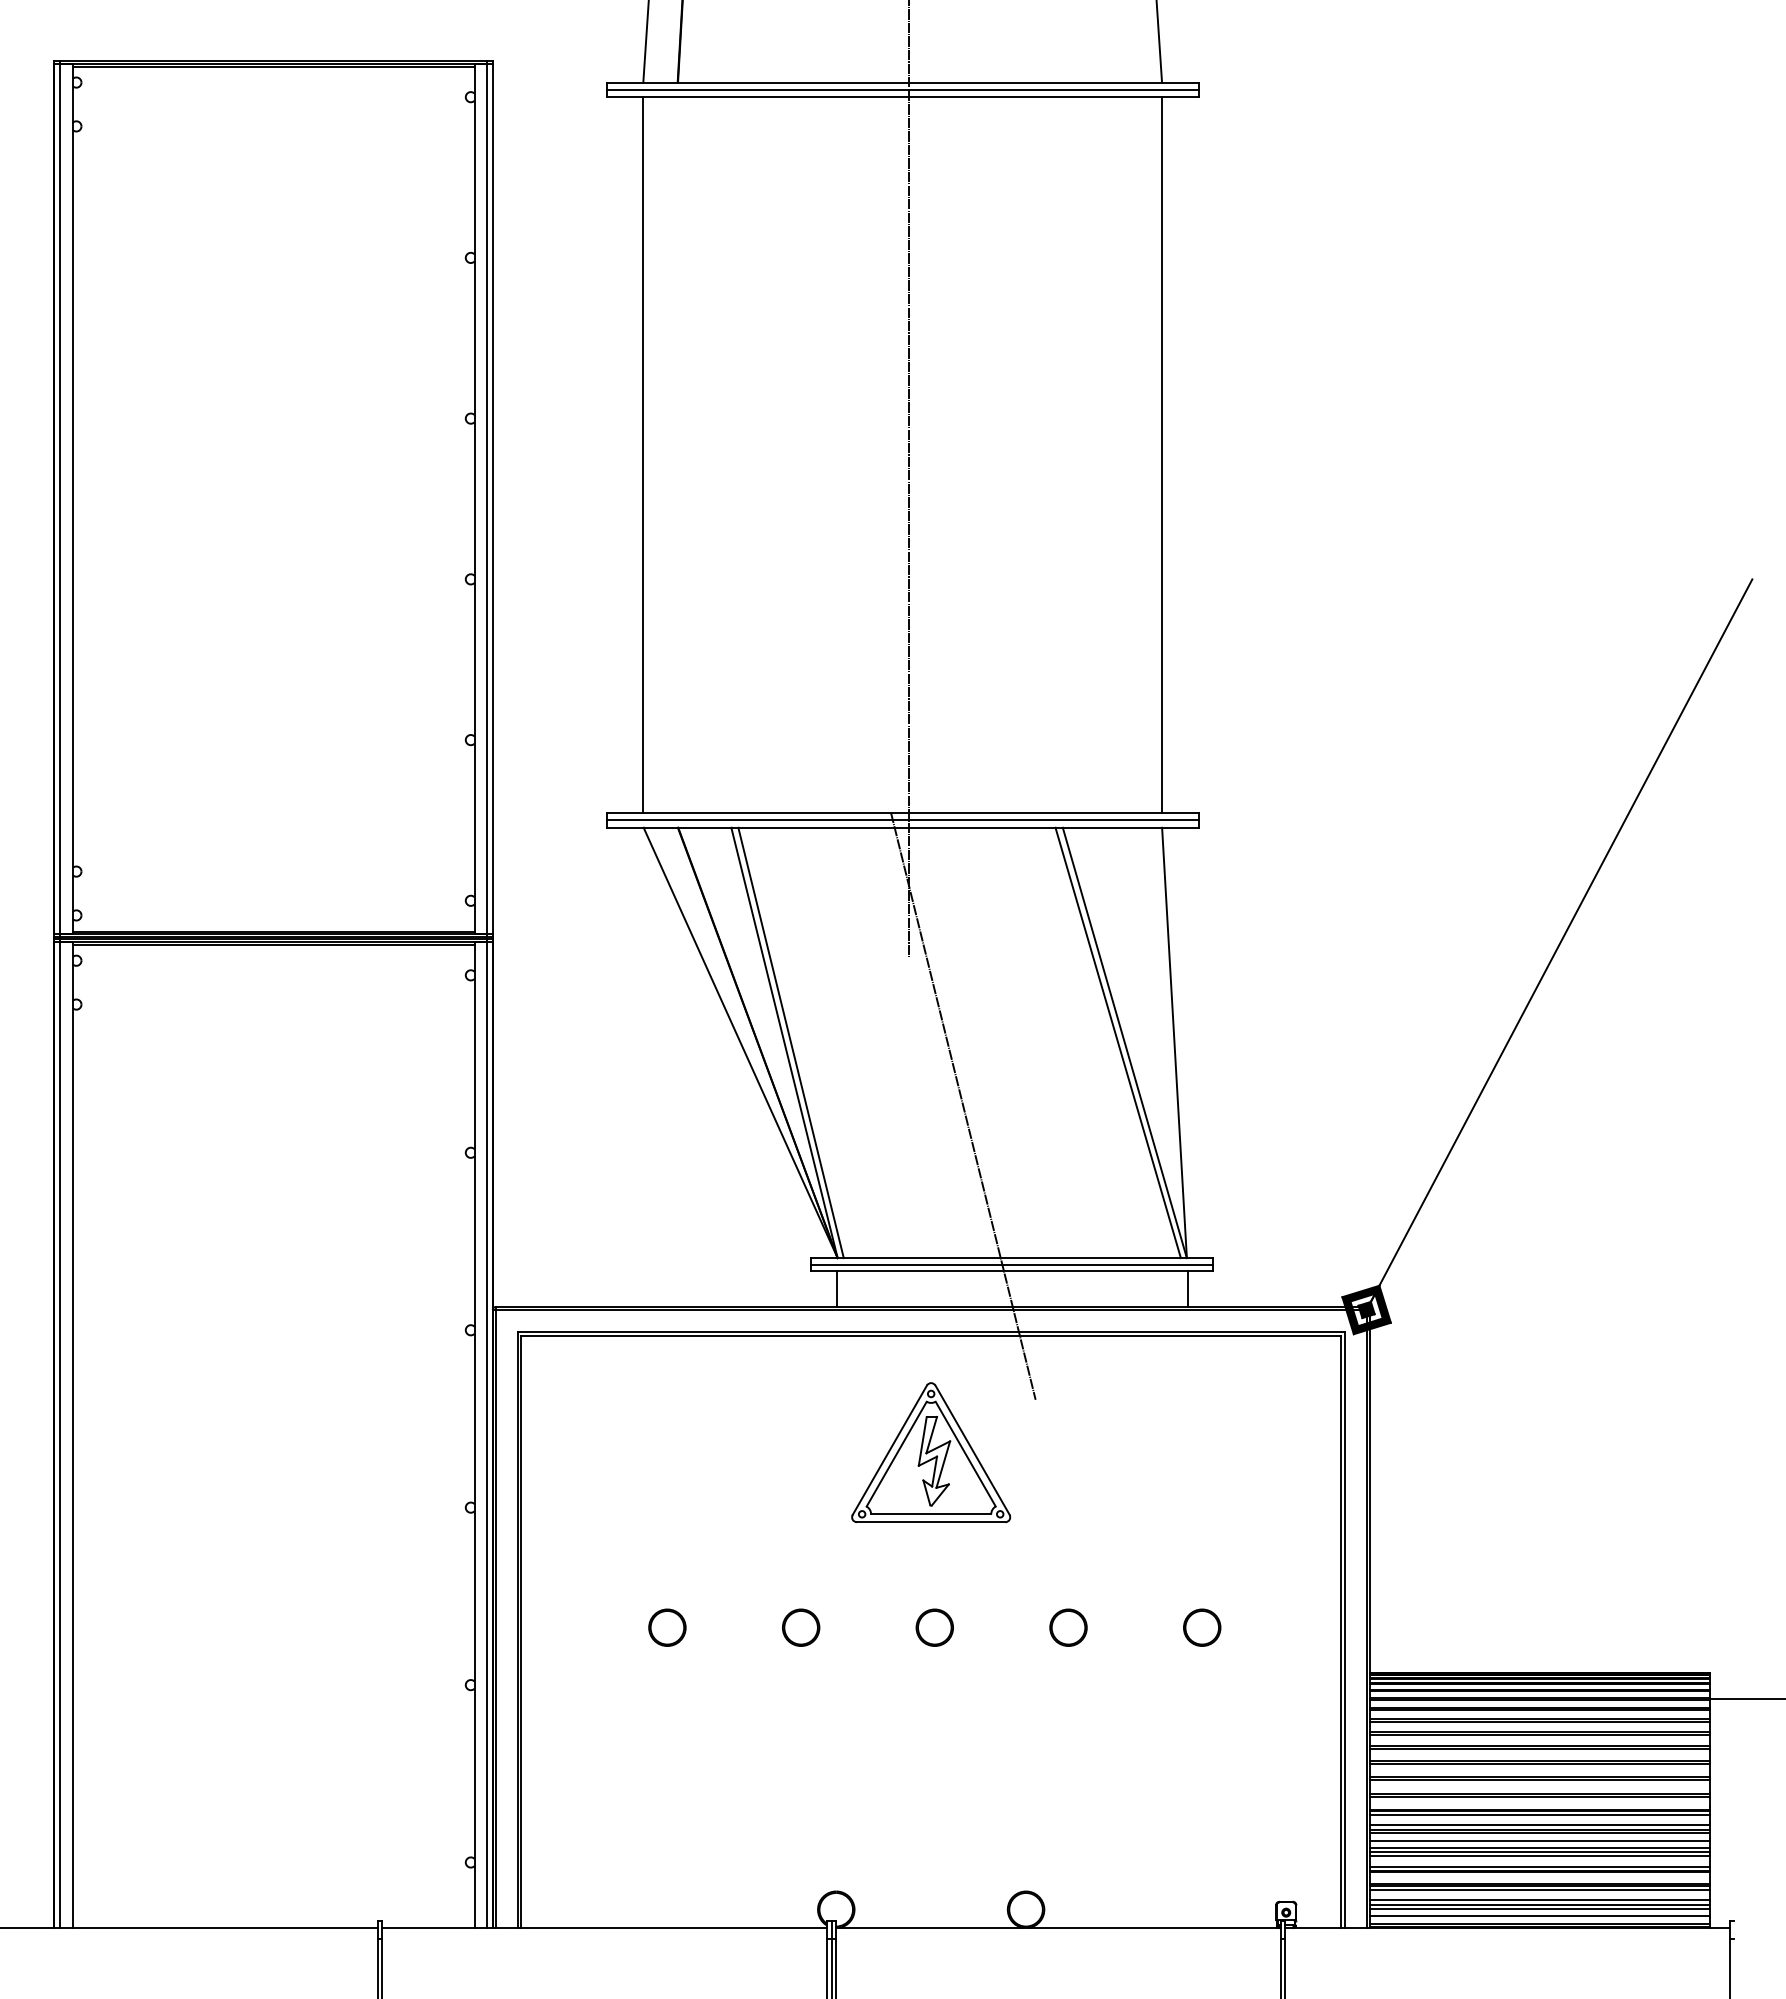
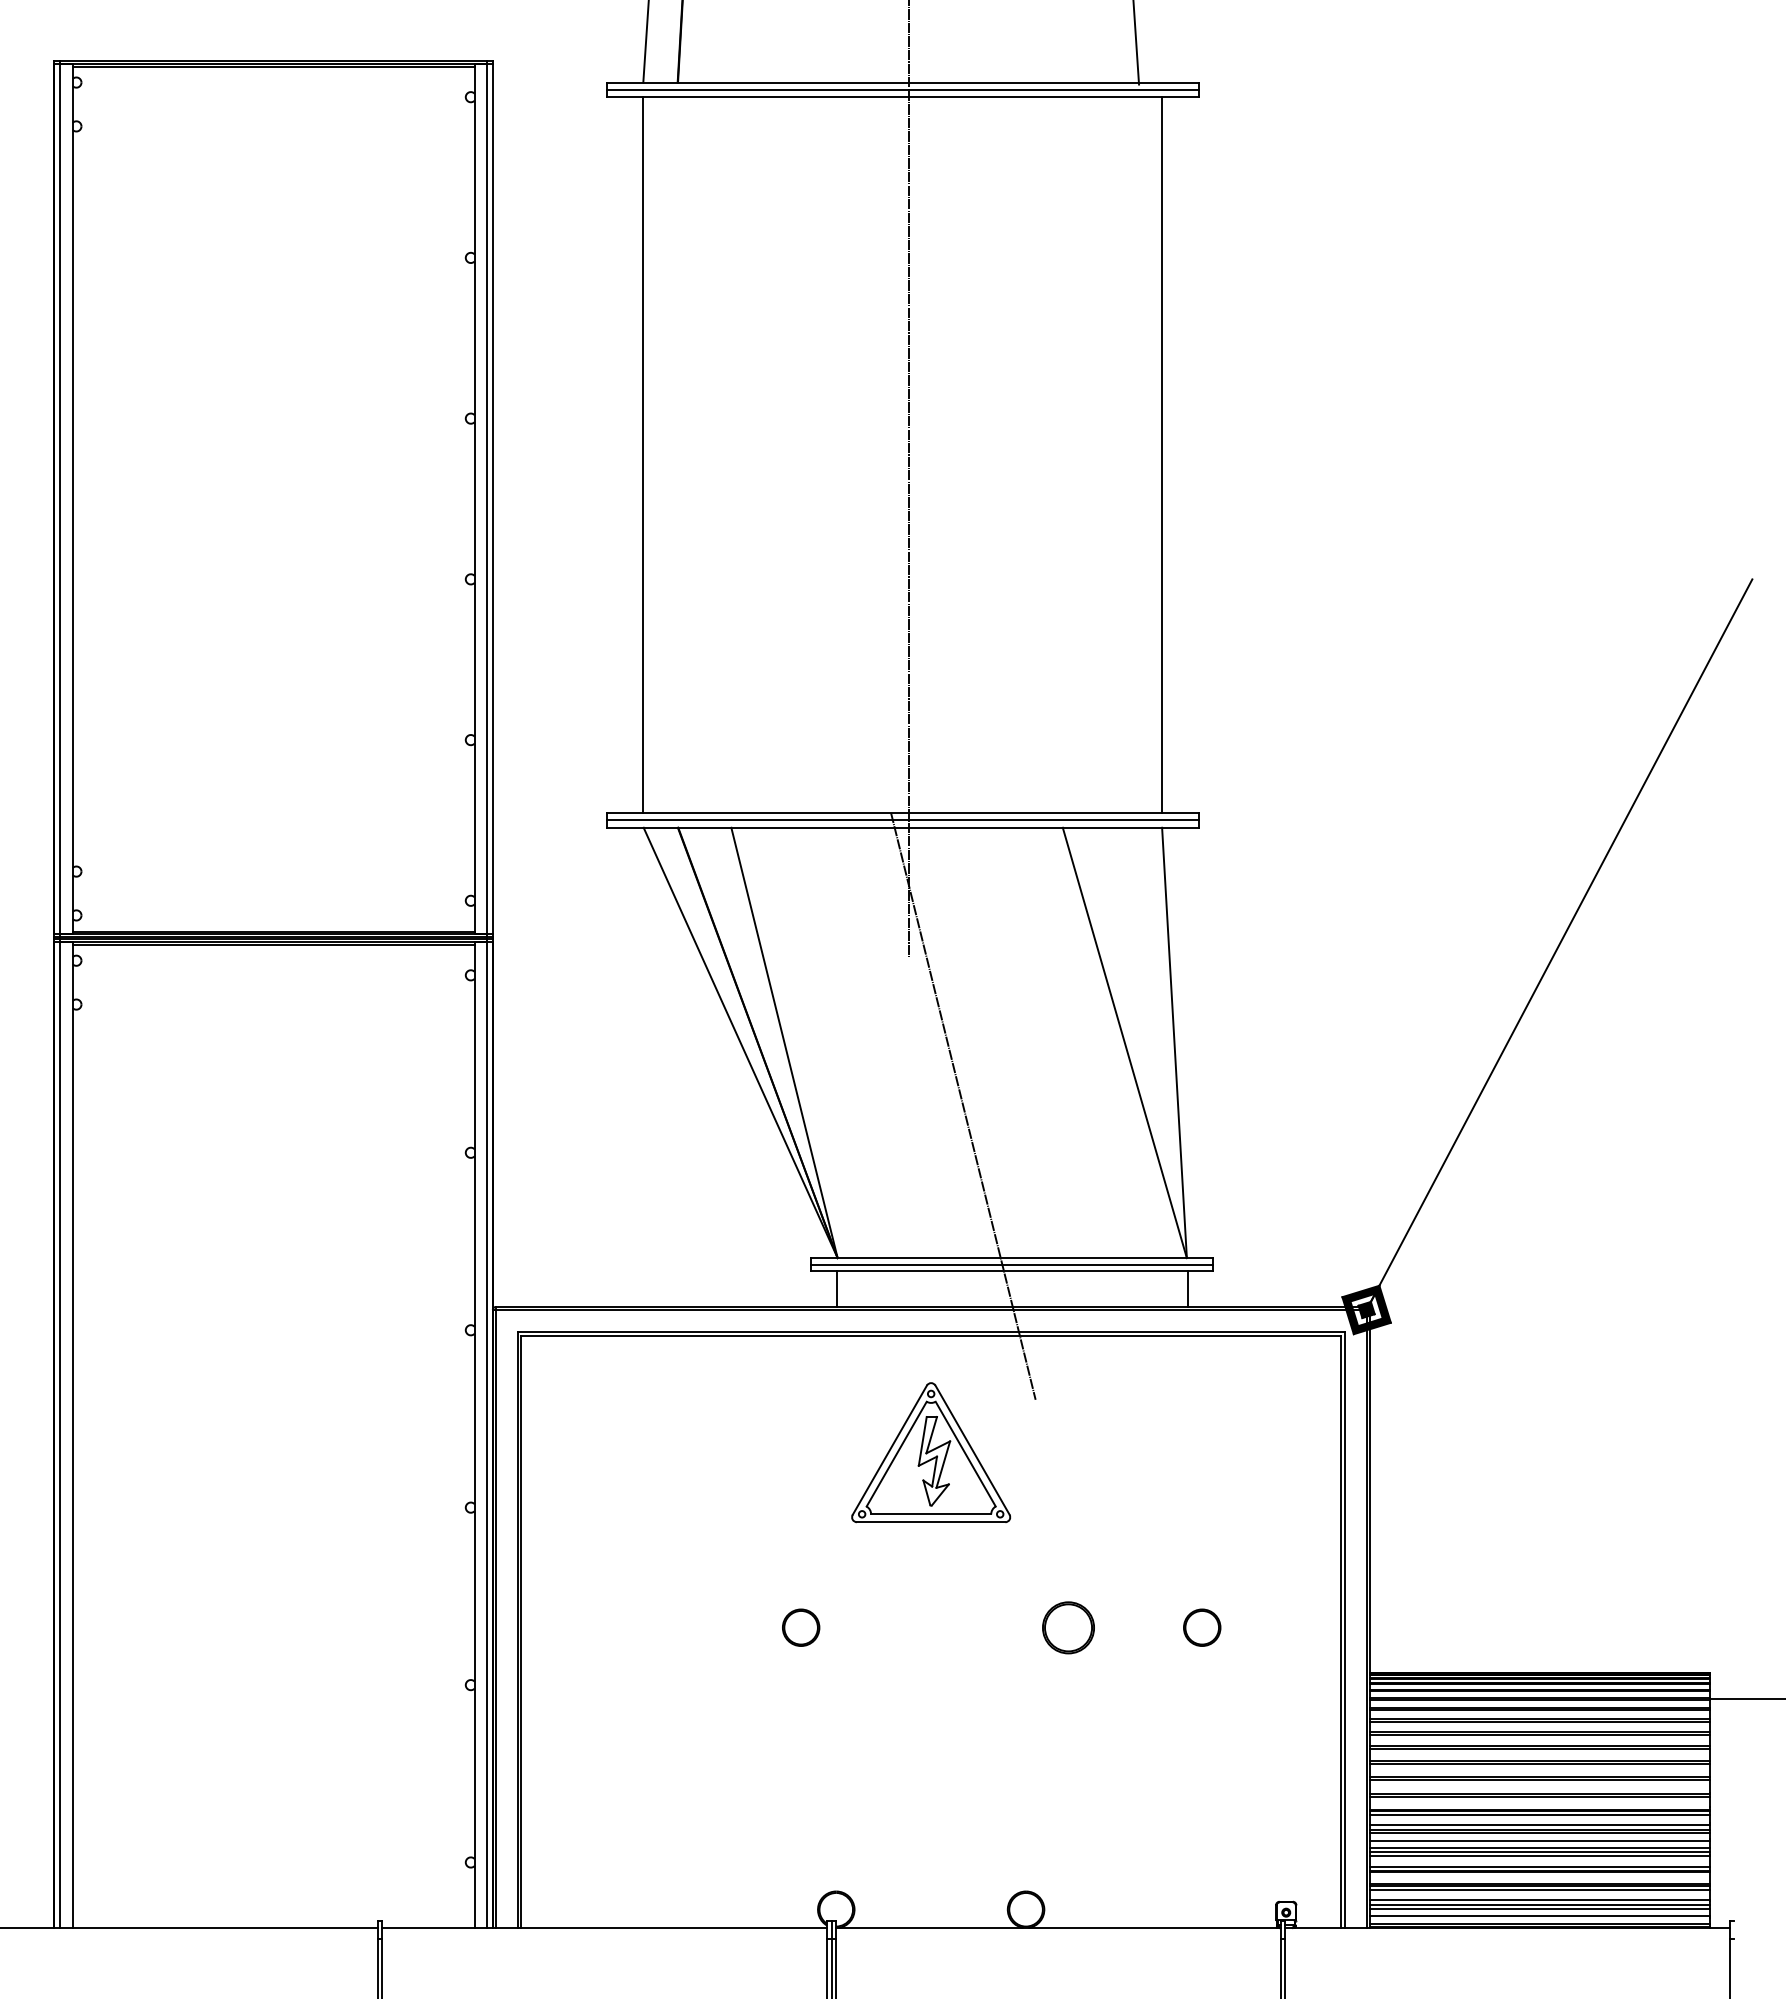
line position: (1159, 42) -> (1136, 43) (1136, 43)
line: present -> none (790, 1042)
line: present -> none (1117, 1042)
circle: present -> none (667, 1627)
part: present -> none (934, 1627)
circle size: 39x39 px -> 53x54 px (1068, 1627)
